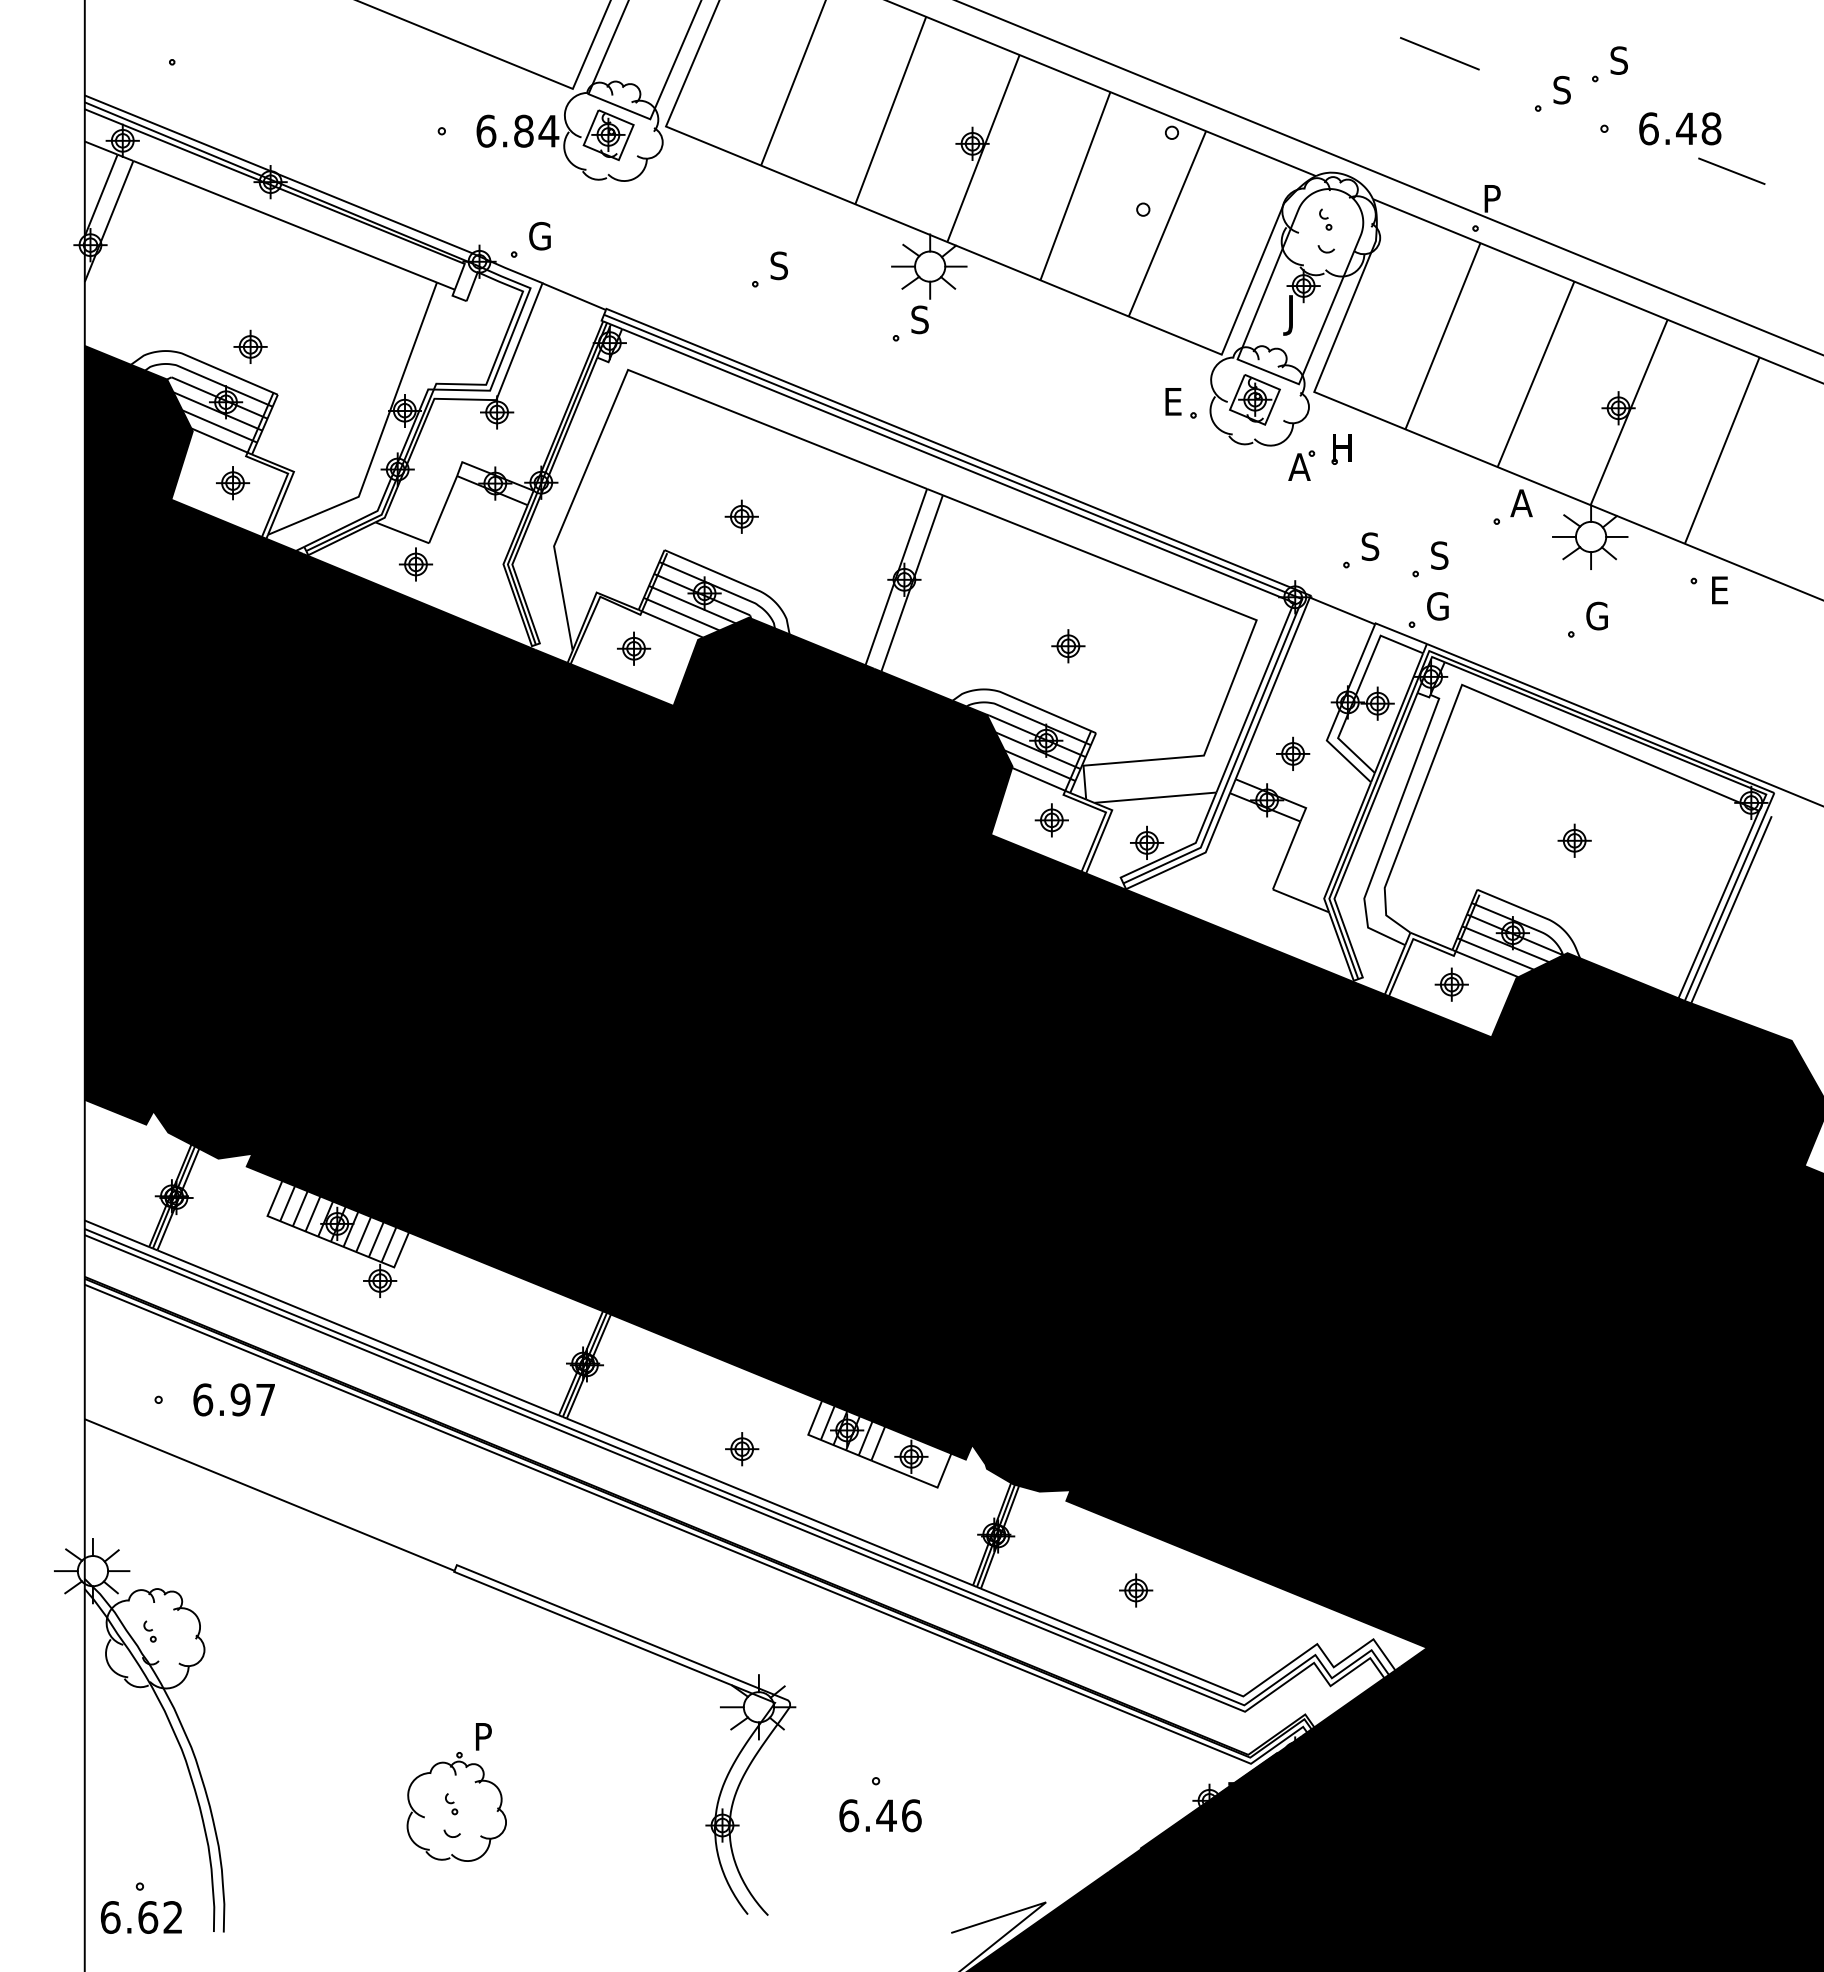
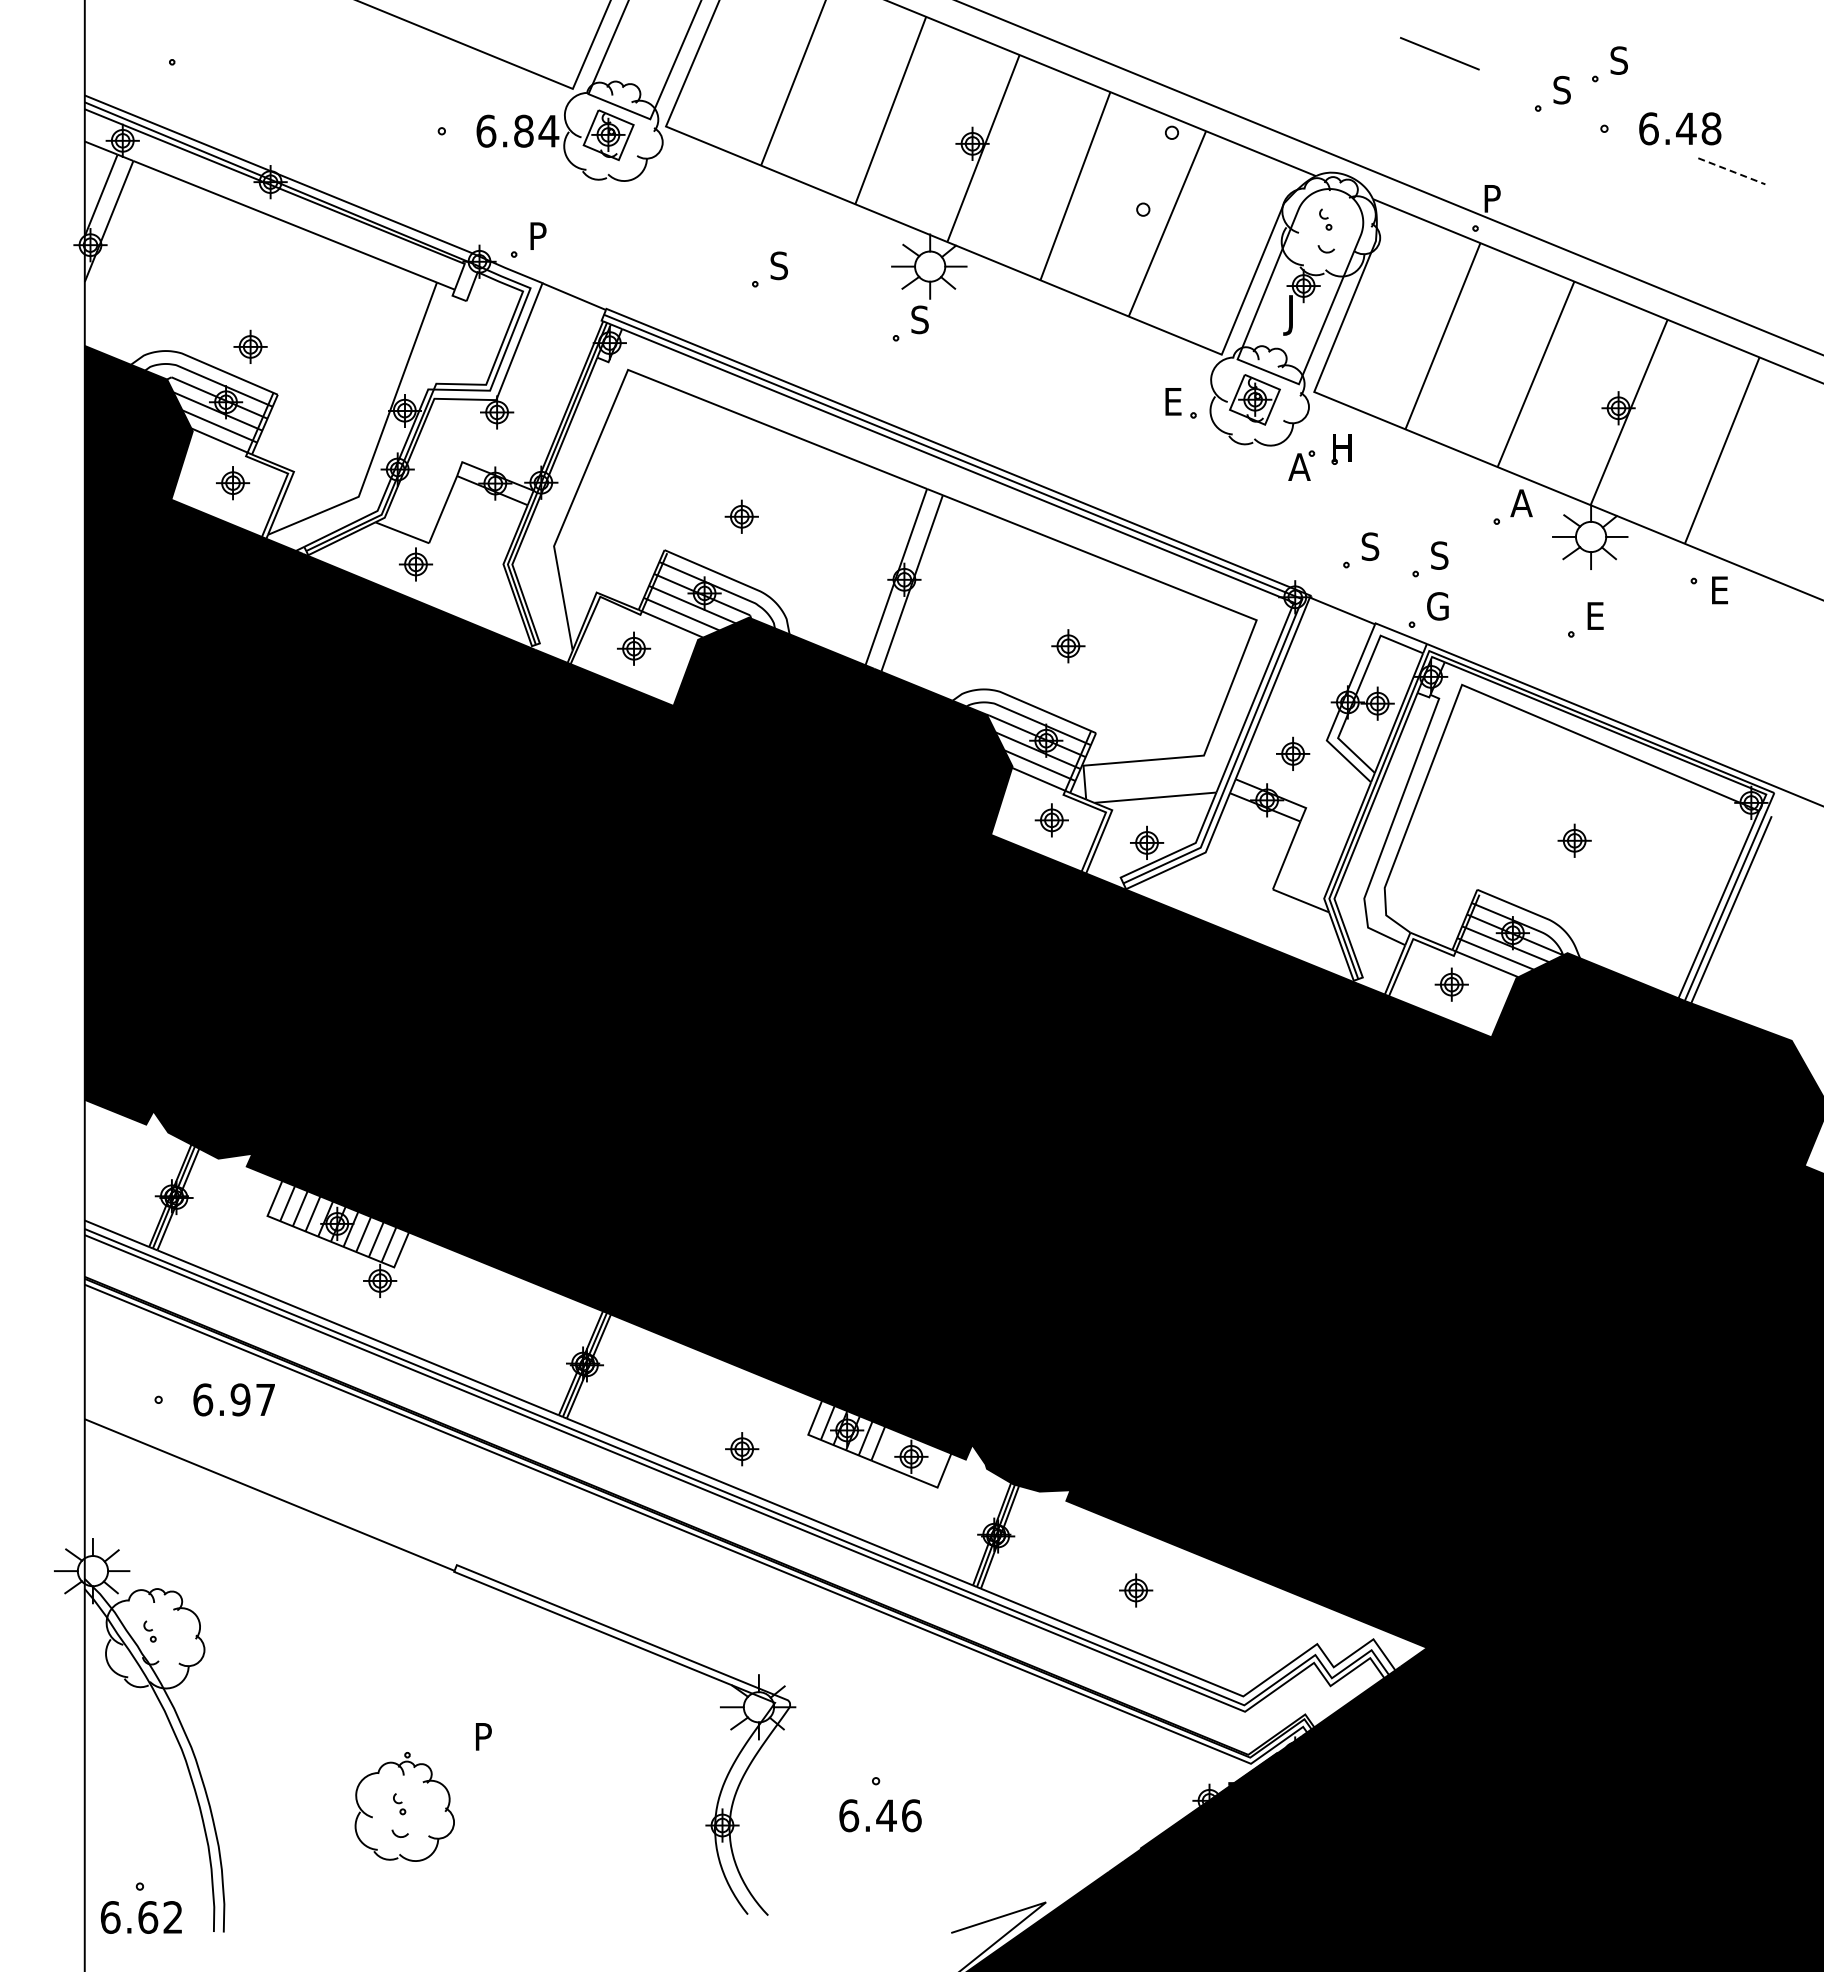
line: solid -> dashed (1731, 171)
text: G -> P (539, 235)
text: G -> E (1596, 615)
part position: (456, 1806) -> (404, 1806) (404, 1806)
